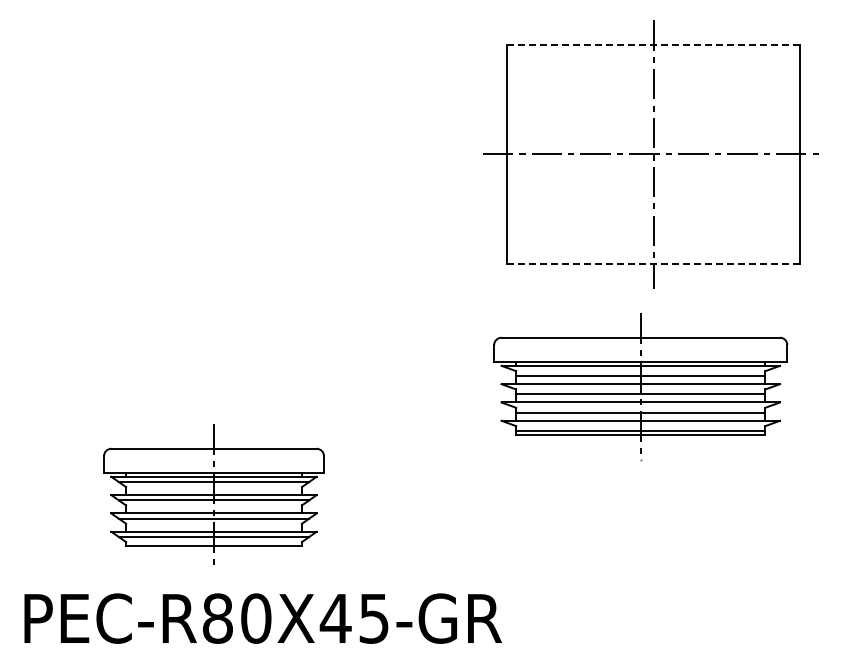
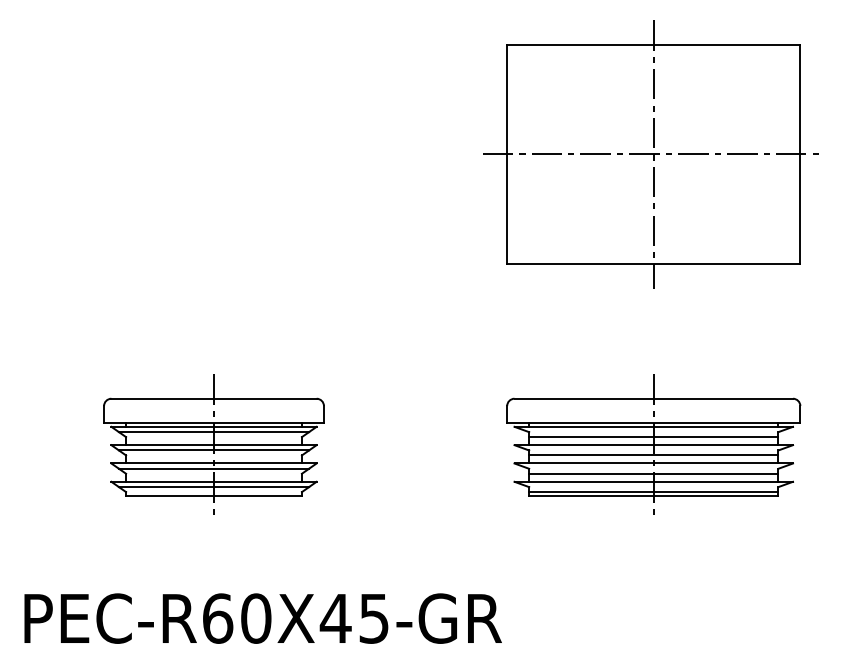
line: dashed -> solid (653, 44)
line: dashed -> solid (653, 264)
part position: (640, 383) -> (653, 444) (653, 444)
part position: (213, 494) -> (213, 444) (213, 444)
text: PEC-R80X45-GR -> PEC-R60X45-GR (218, 618)
